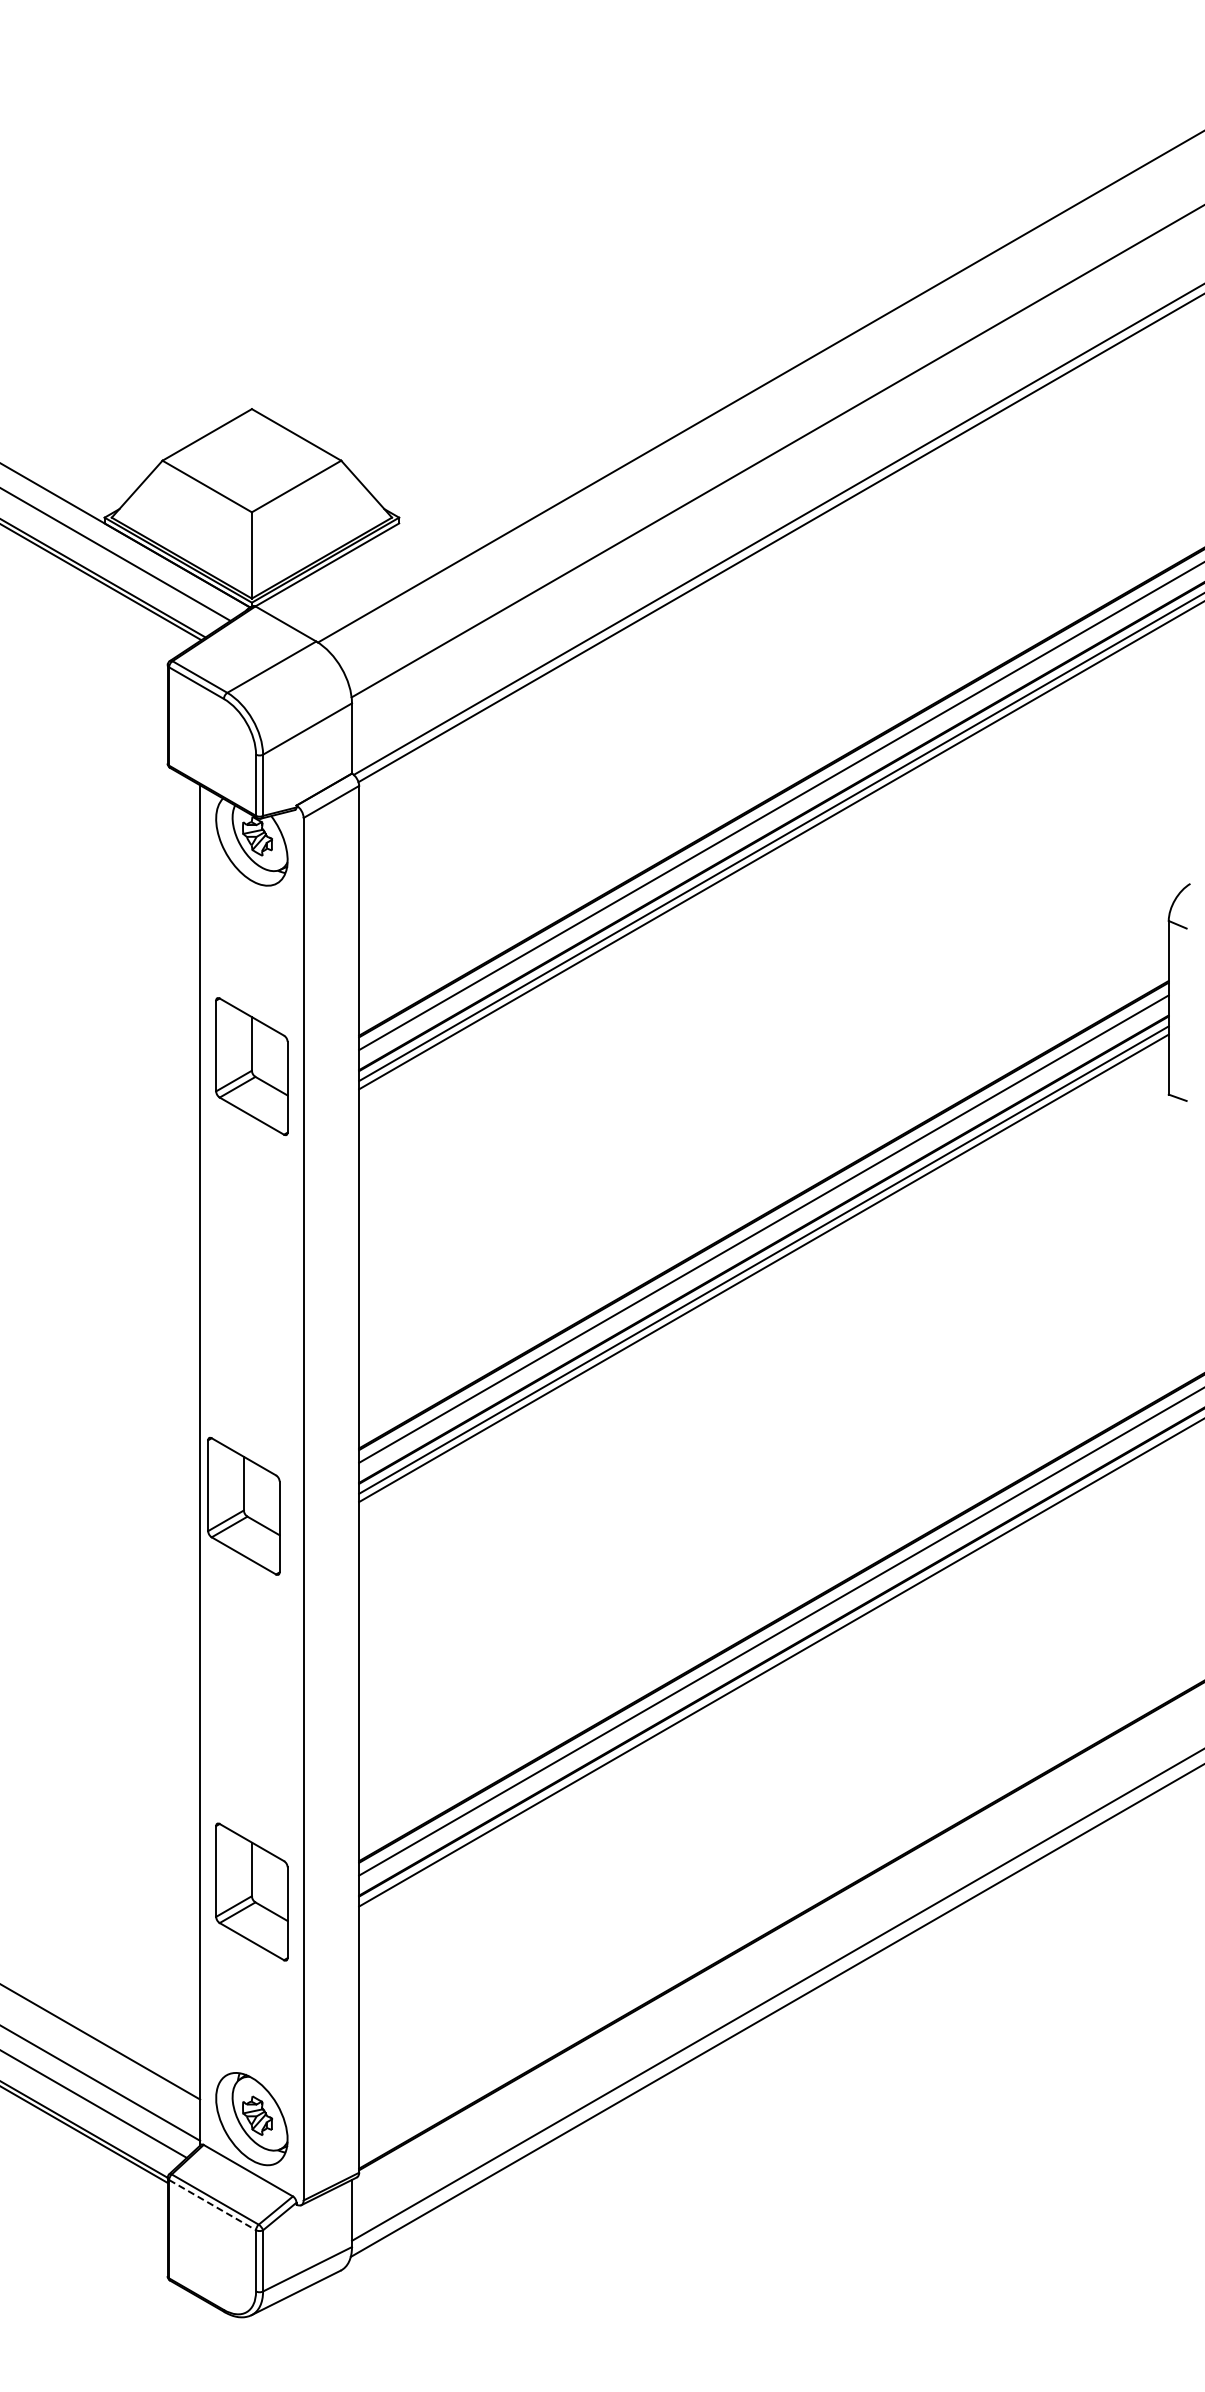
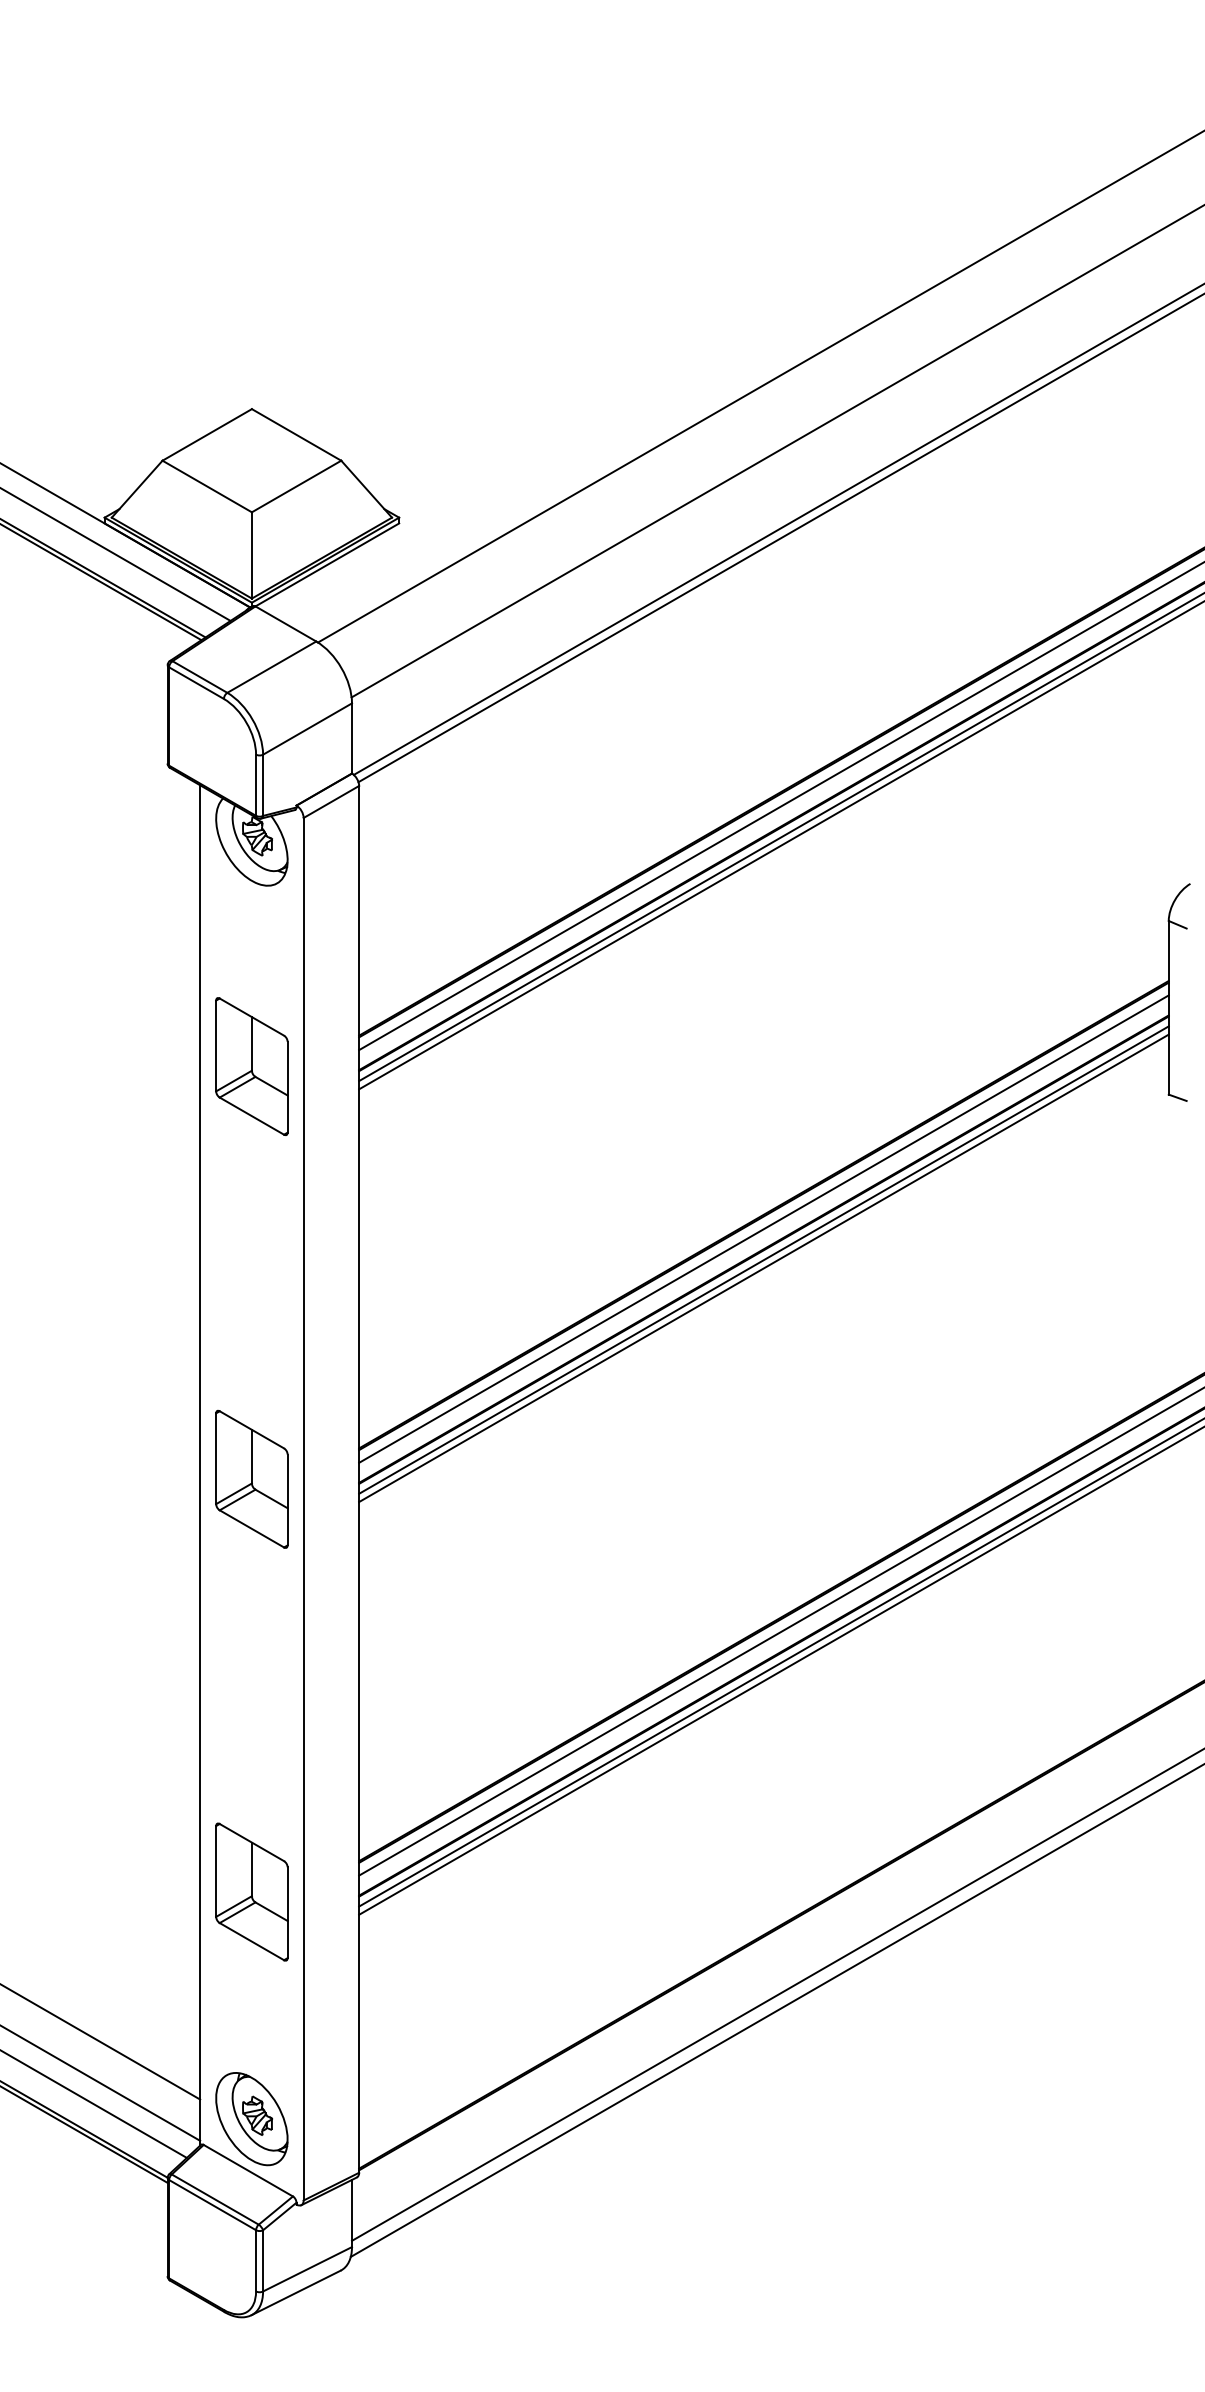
part position: (243, 1506) -> (251, 1479) (251, 1479)
line: none -> present (780, 1671)
line: dashed -> solid (213, 2205)
